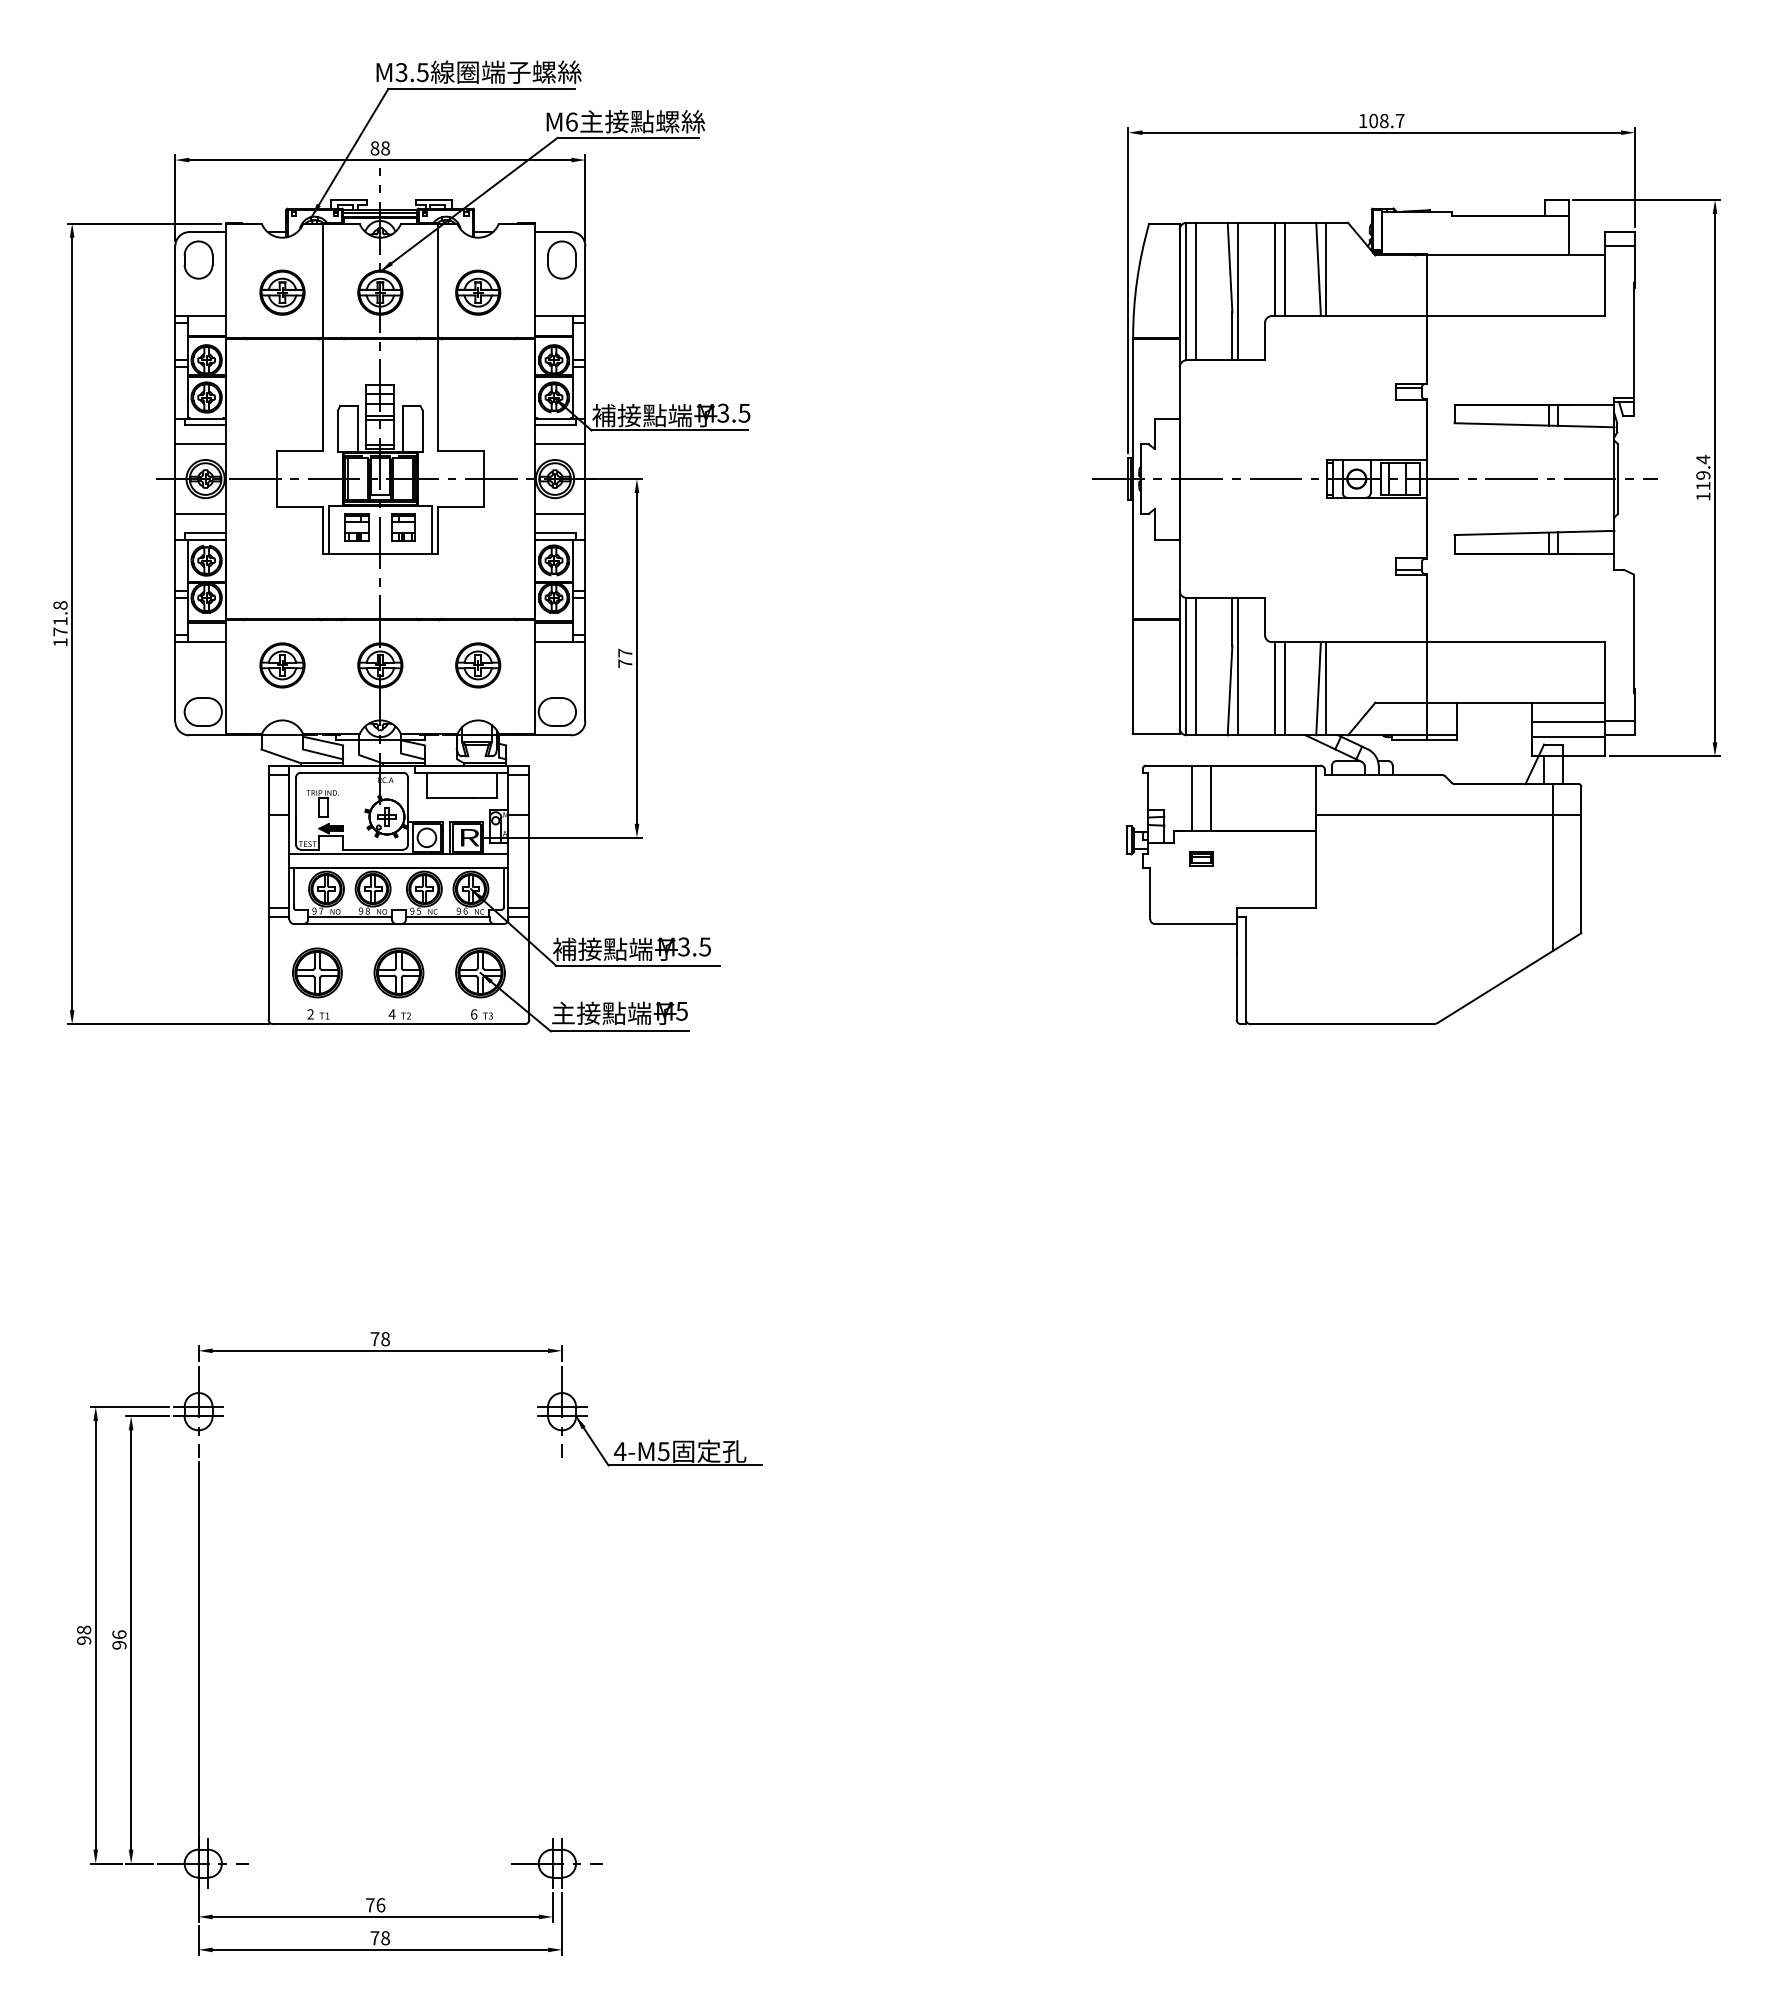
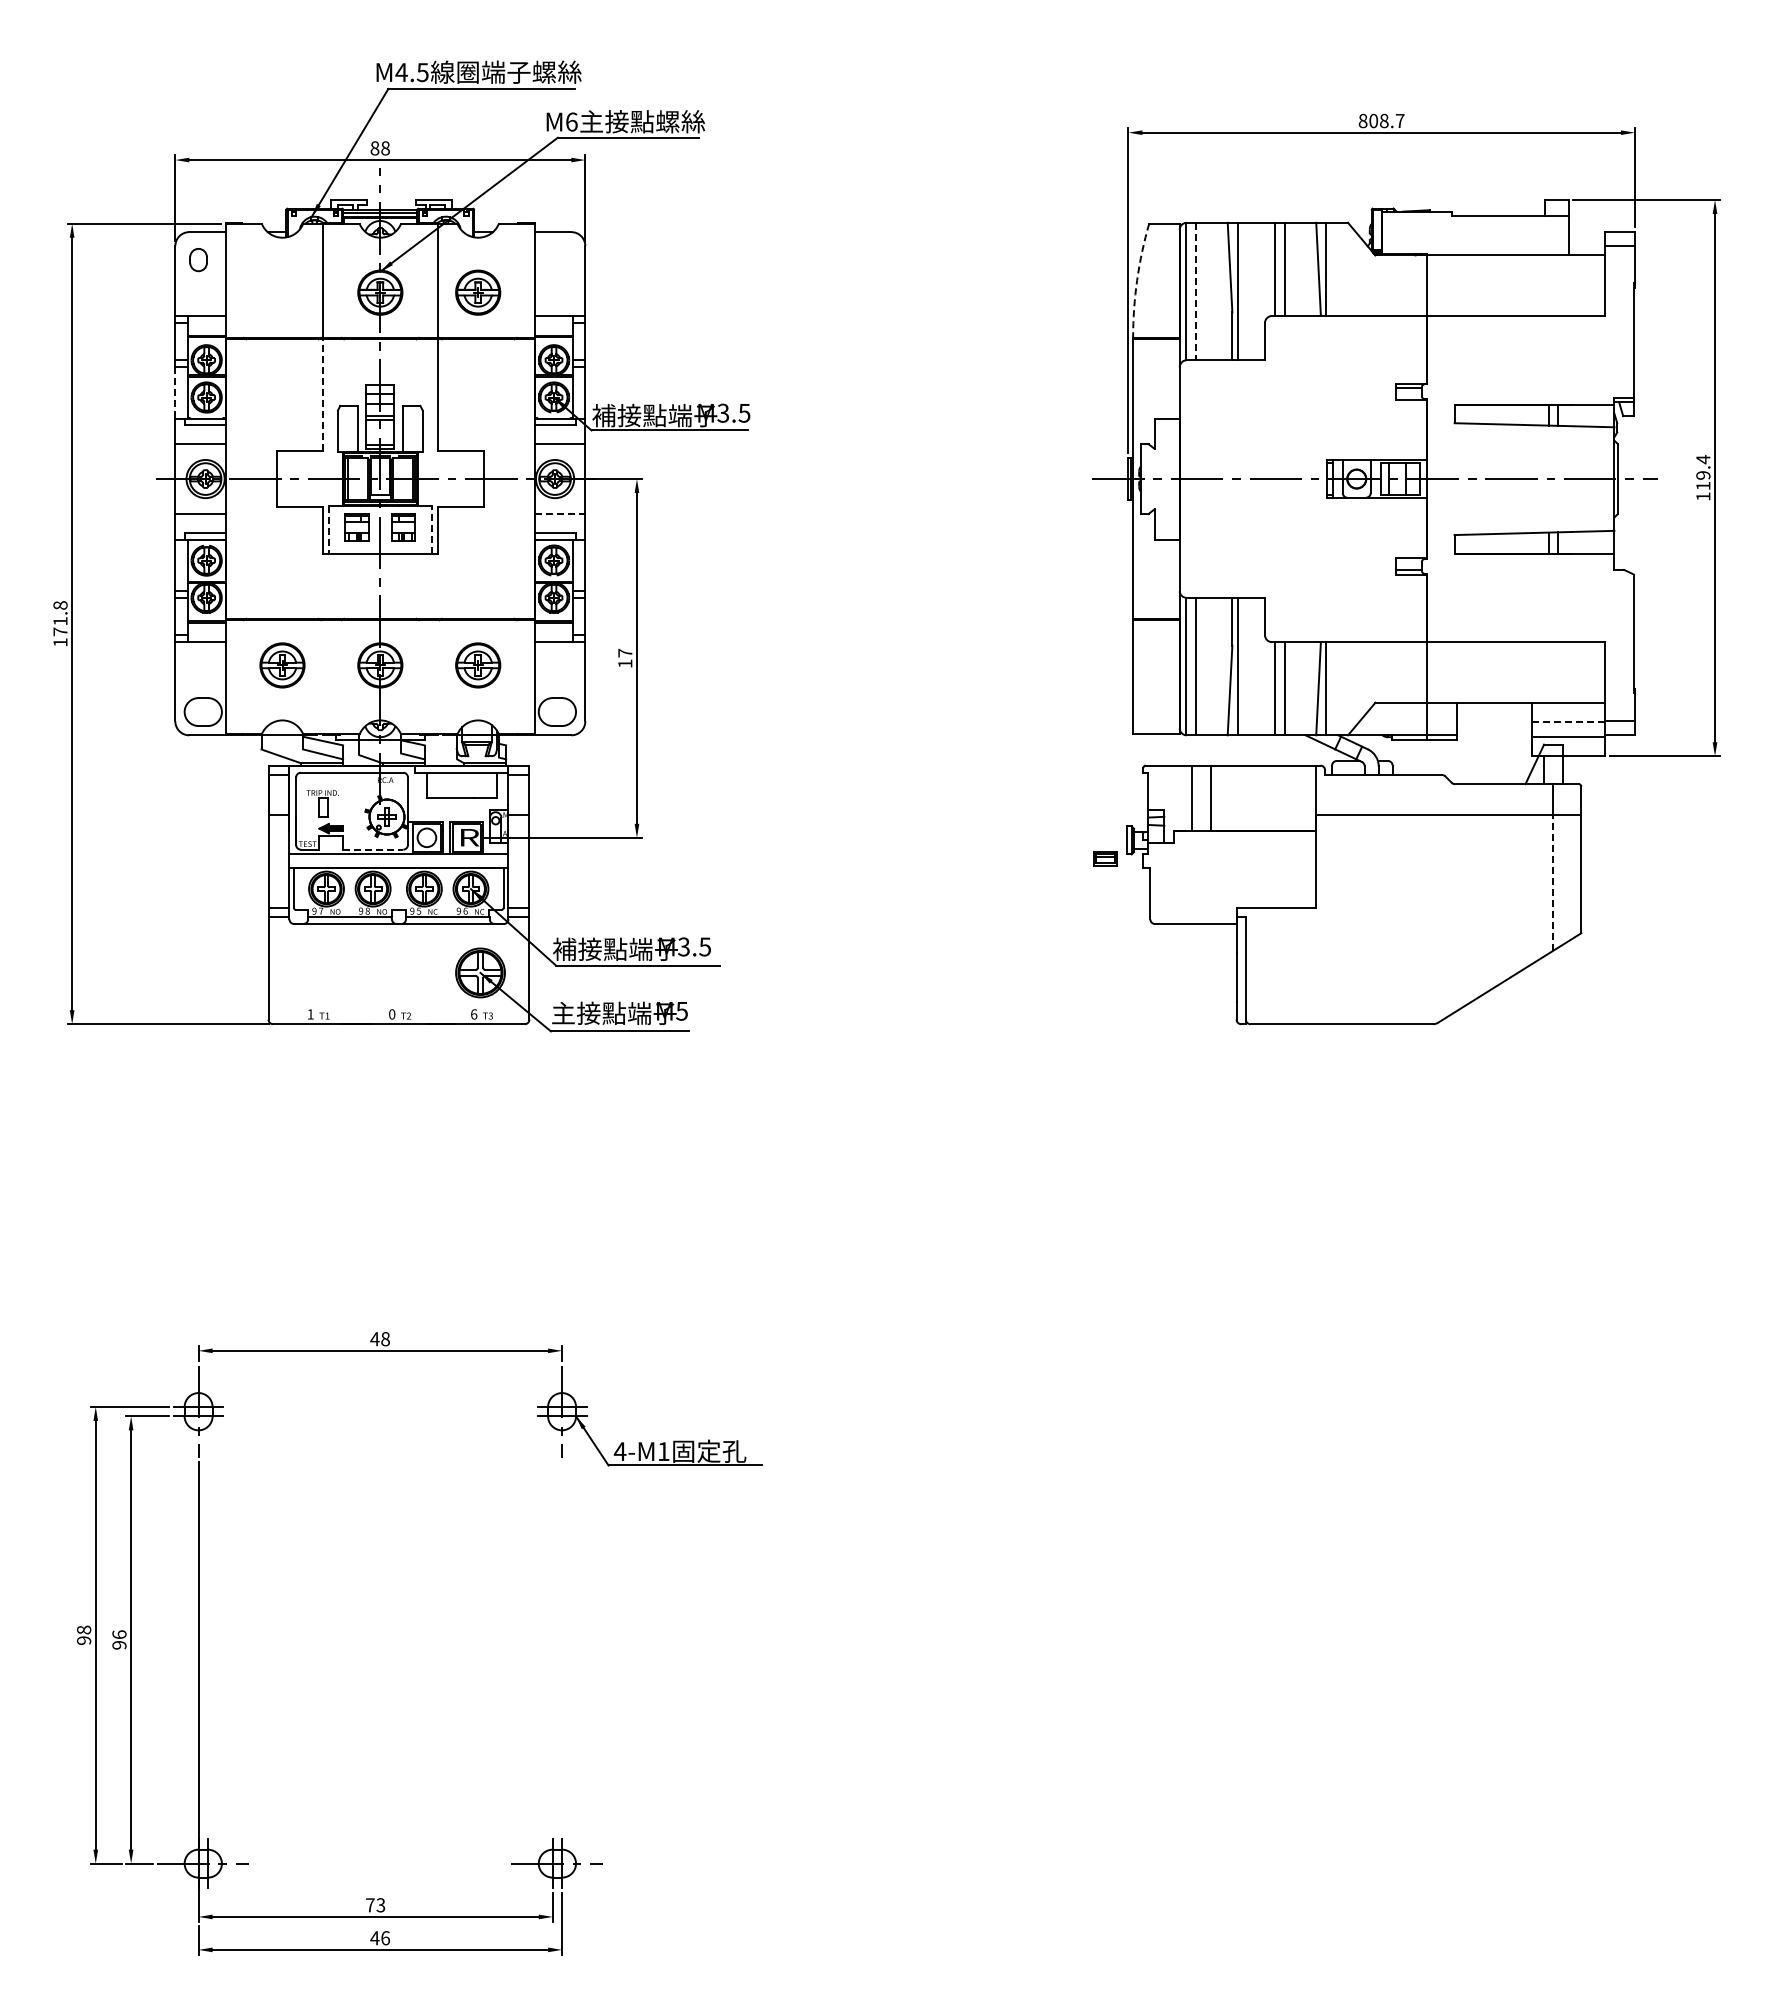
text: M3.5 -> M4.5 (401, 72)
text: 108.7 -> 808.7 (1362, 120)
part size: 31x40 px -> 19x25 px (198, 260)
part: present -> none (561, 259)
arc: solid -> dashed (1137, 280)
line: solid -> dashed (1196, 291)
part: present -> none (282, 292)
line: solid -> dashed (175, 392)
line: solid -> dashed (322, 395)
line: solid -> dashed (560, 514)
line: solid -> dashed (328, 529)
line: solid -> dashed (432, 529)
text: 77 -> 17 (625, 663)
line: solid -> dashed (1568, 721)
line: solid -> dashed (373, 849)
part position: (1201, 858) -> (1105, 858) (1105, 858)
line: solid -> dashed (1553, 882)
part: present -> none (317, 972)
part: present -> none (398, 972)
text: 2 -> 1 (310, 1014)
text: 4 -> 0 (391, 1014)
text: 78 -> 48 (374, 1339)
text: 4-M5 -> 4-M1 (663, 1451)
text: 76 -> 73 (380, 1905)
text: 78 -> 46 (380, 1938)
